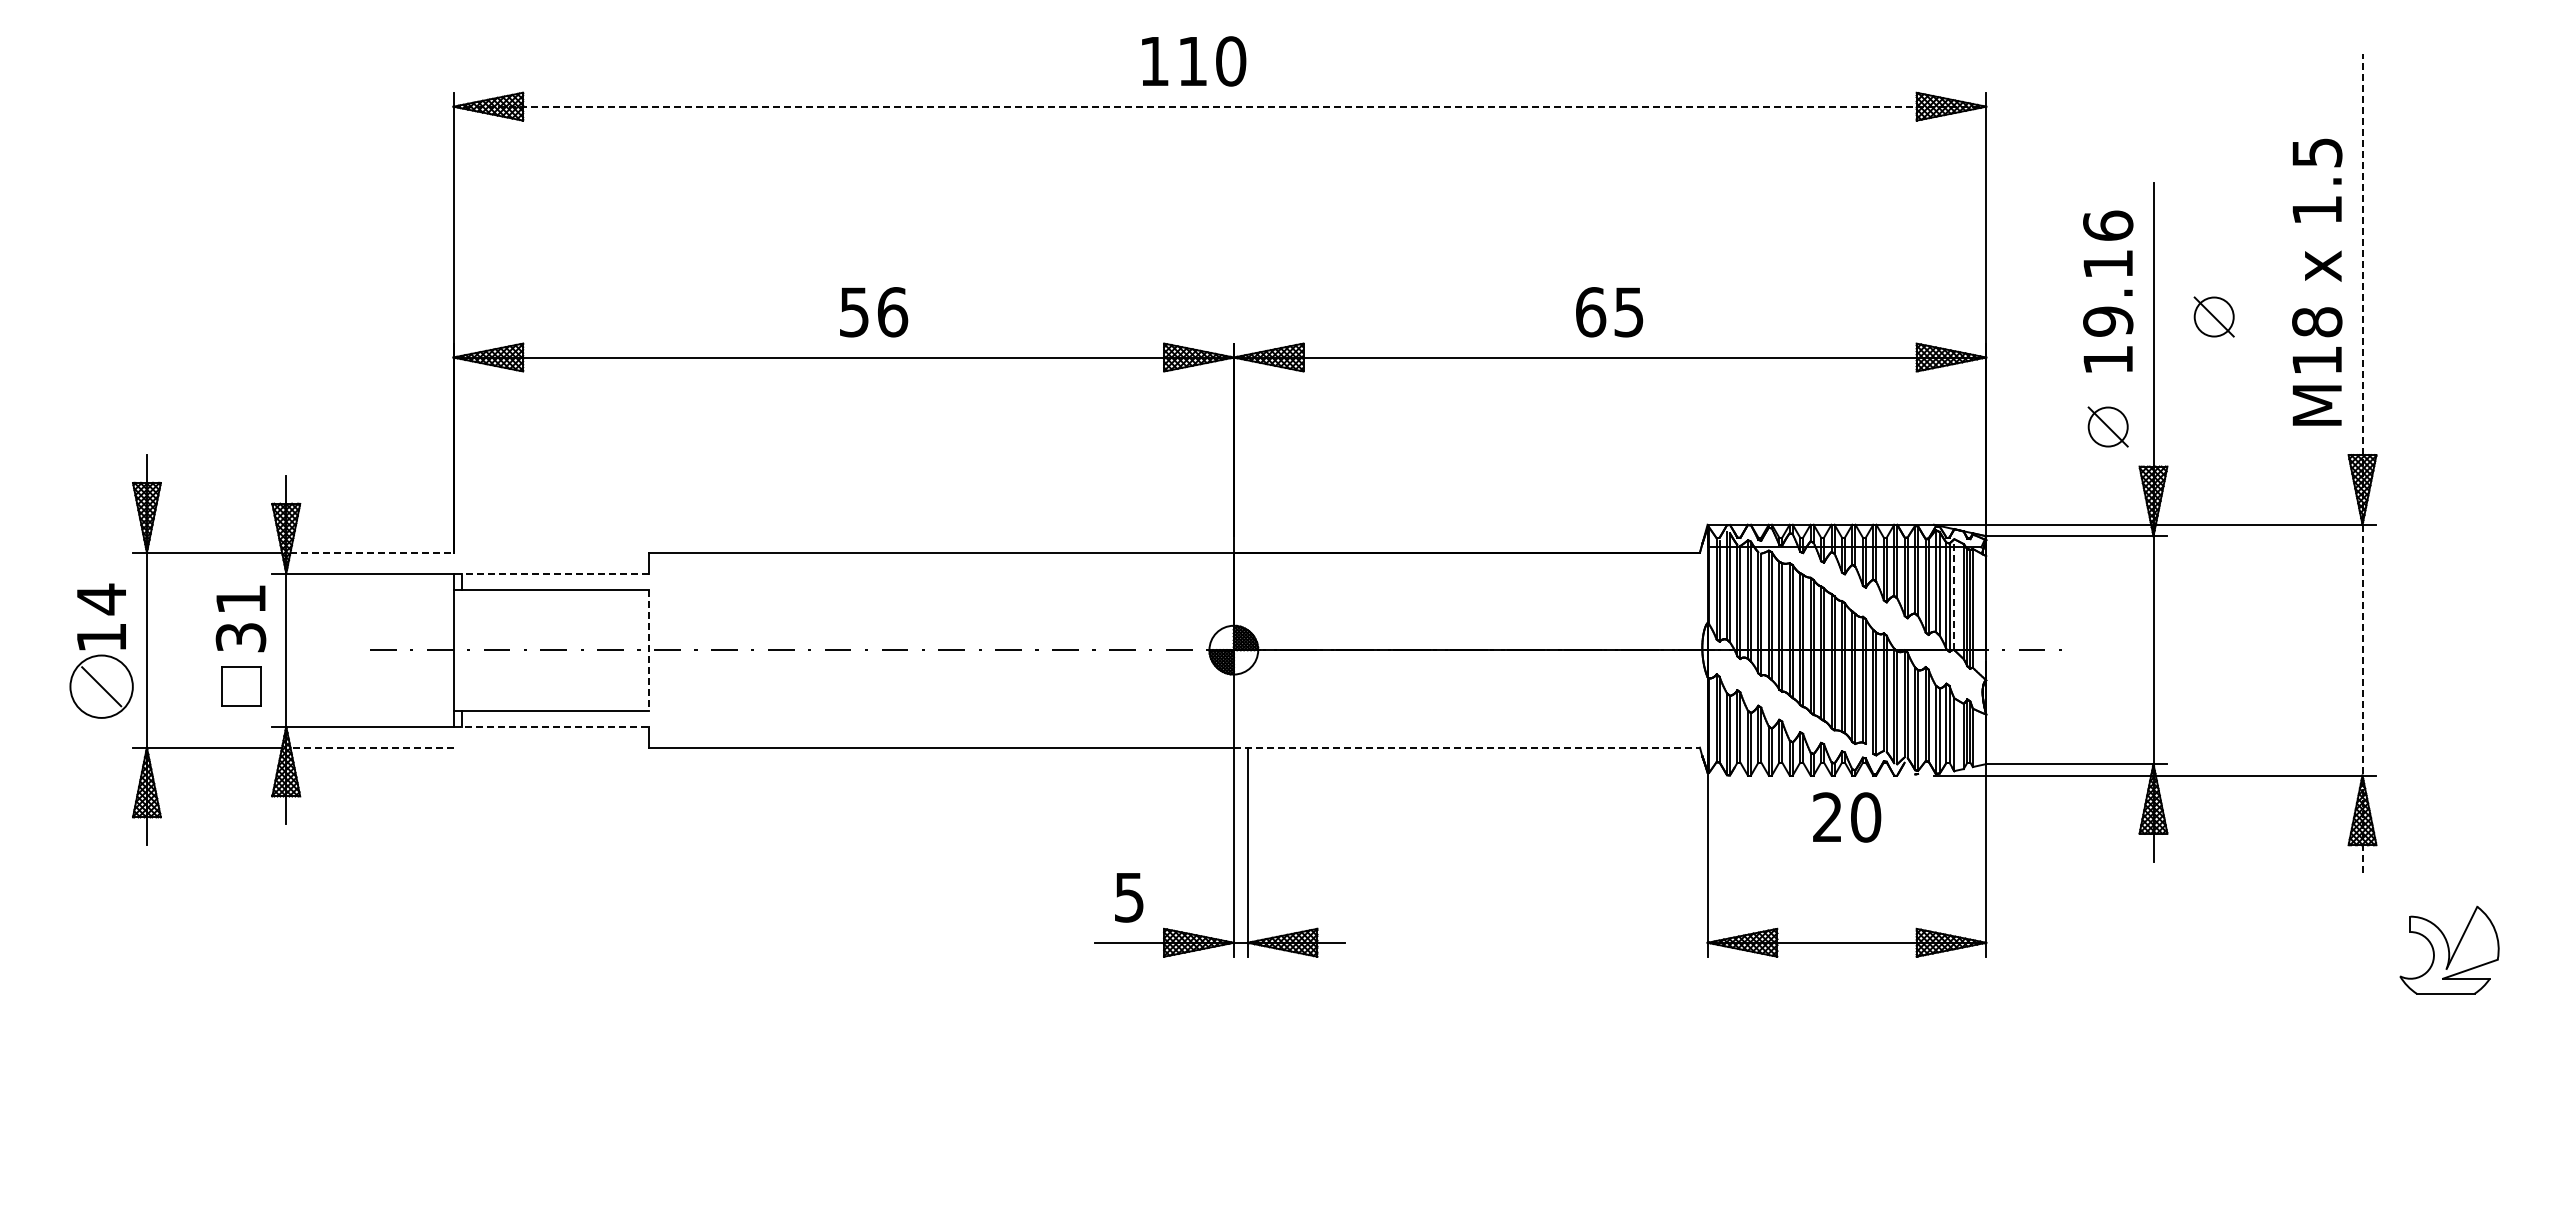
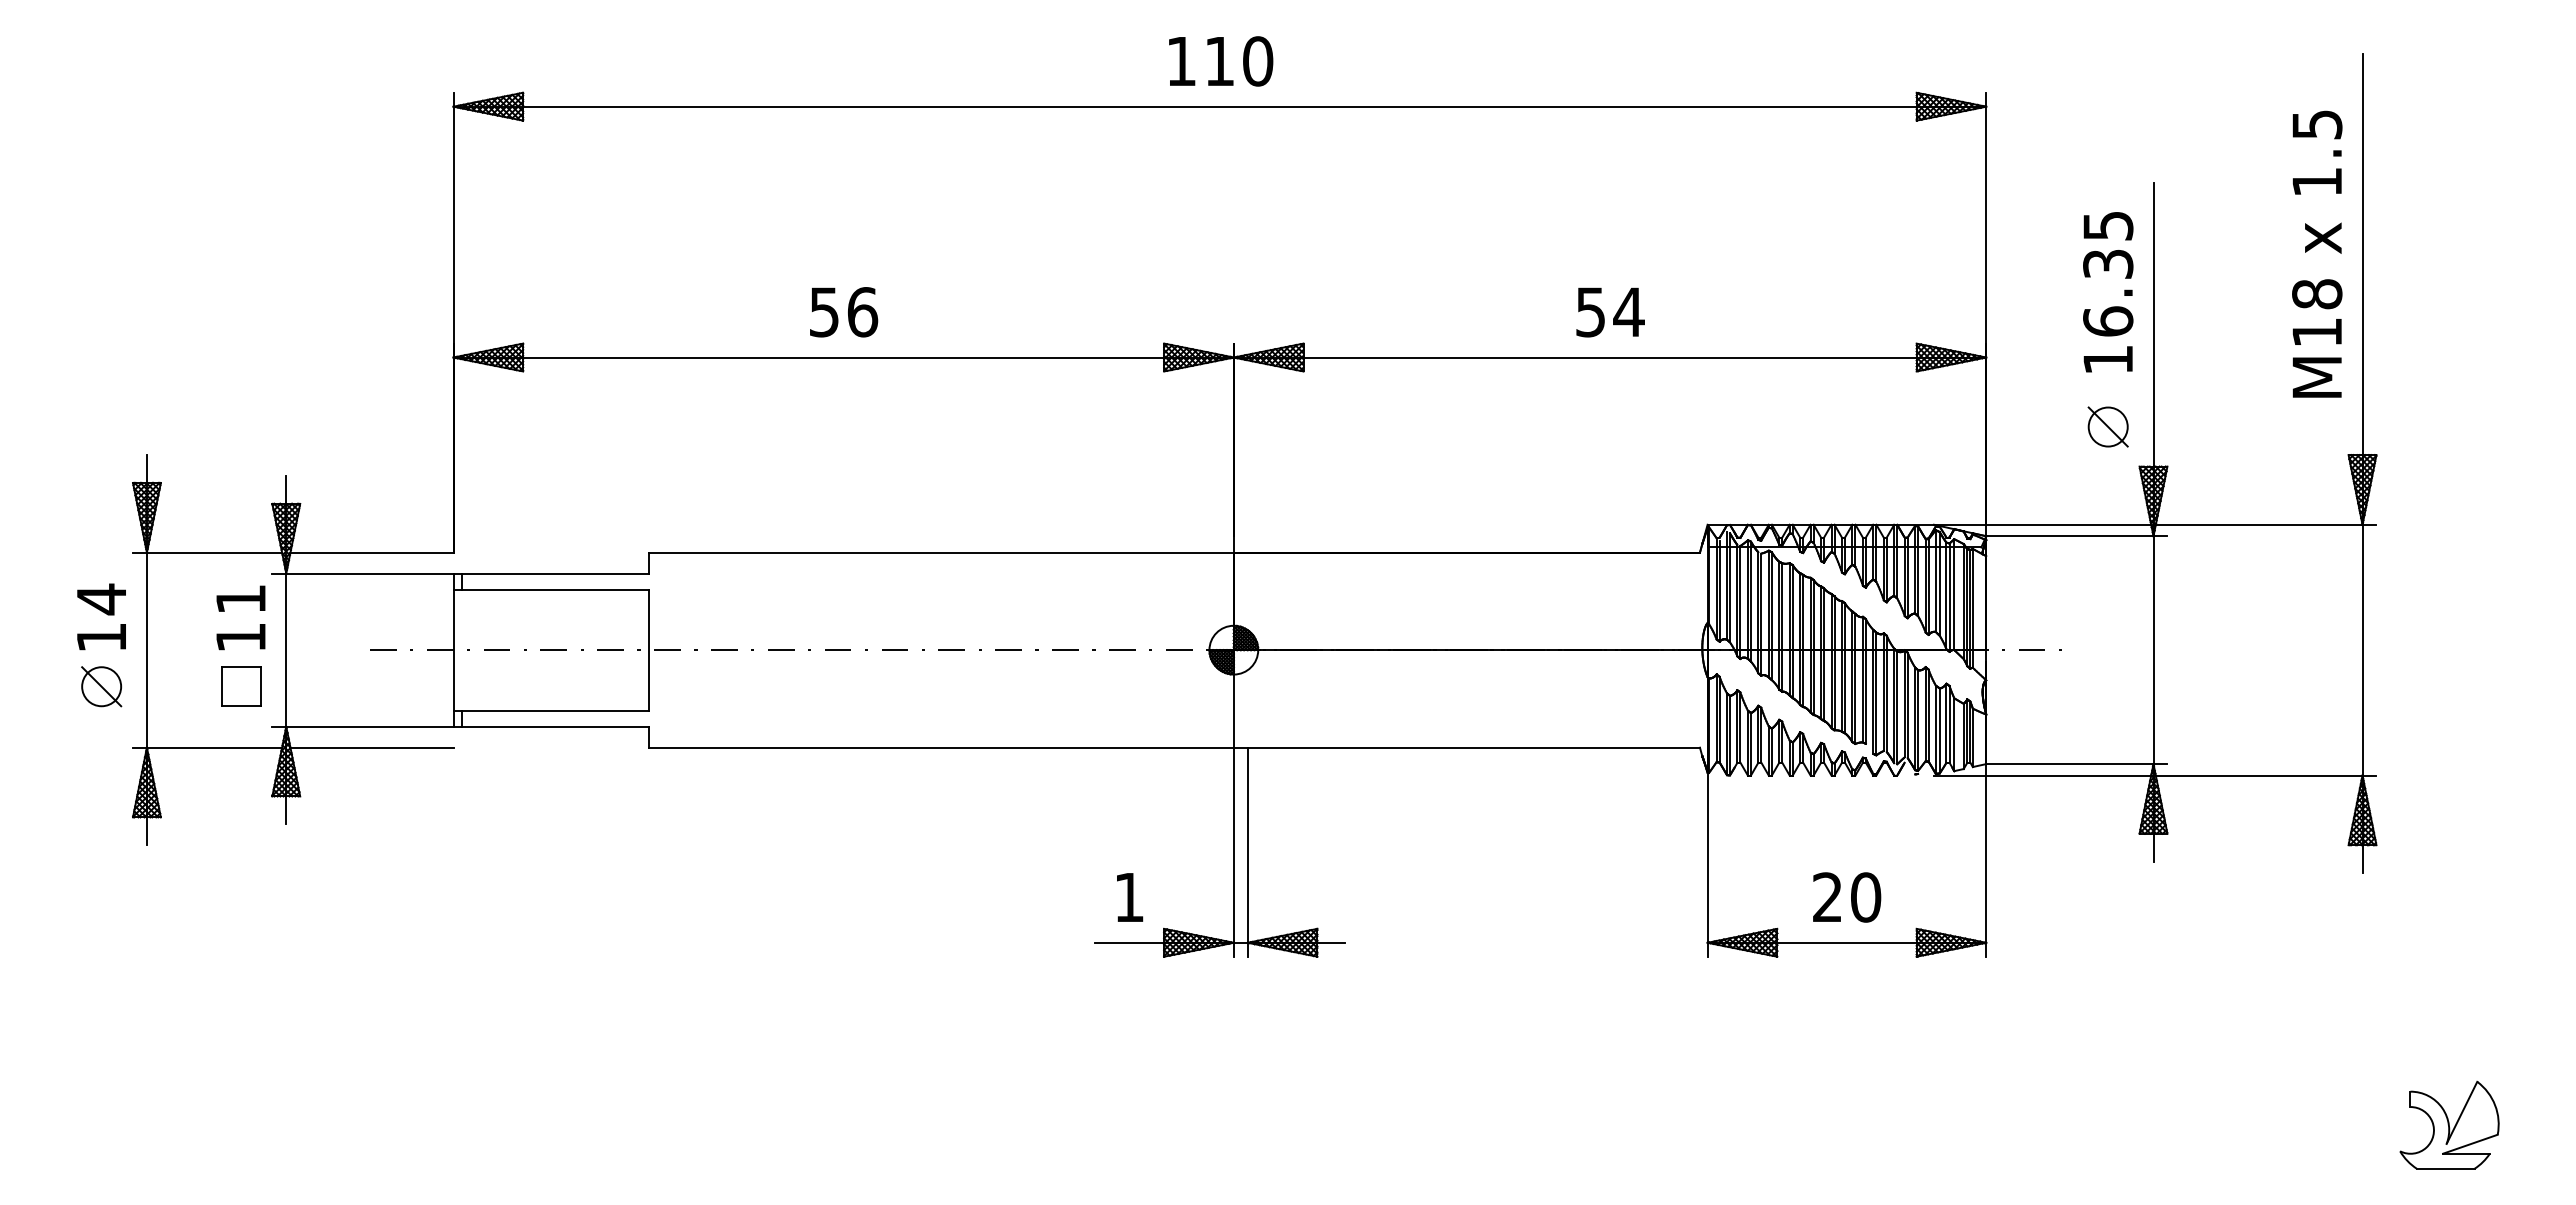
text position: (1194, 61) -> (1221, 61) (1221, 61)
line: dashed -> solid (1220, 106)
text: 19.16 -> 16.35 (2108, 273)
text position: (2317, 281) -> (2317, 253) (2317, 253)
text position: (874, 312) -> (844, 312) (844, 312)
text: 65 -> 54 (1610, 312)
part: present -> none (2213, 316)
line: dashed -> solid (2362, 463)
line: dashed -> solid (371, 552)
line: dashed -> solid (551, 573)
line: dashed -> solid (1954, 594)
text: 31 -> 11 (240, 637)
line: dashed -> solid (648, 650)
circle diameter: 62 px -> 39 px (101, 686)
line: dashed -> solid (551, 726)
line: dashed -> solid (371, 747)
line: dashed -> solid (1467, 747)
text position: (1847, 817) -> (1847, 897) (1847, 897)
text: 5 -> 1 (1129, 897)
part position: (2449, 949) -> (2449, 1124) (2449, 1124)
